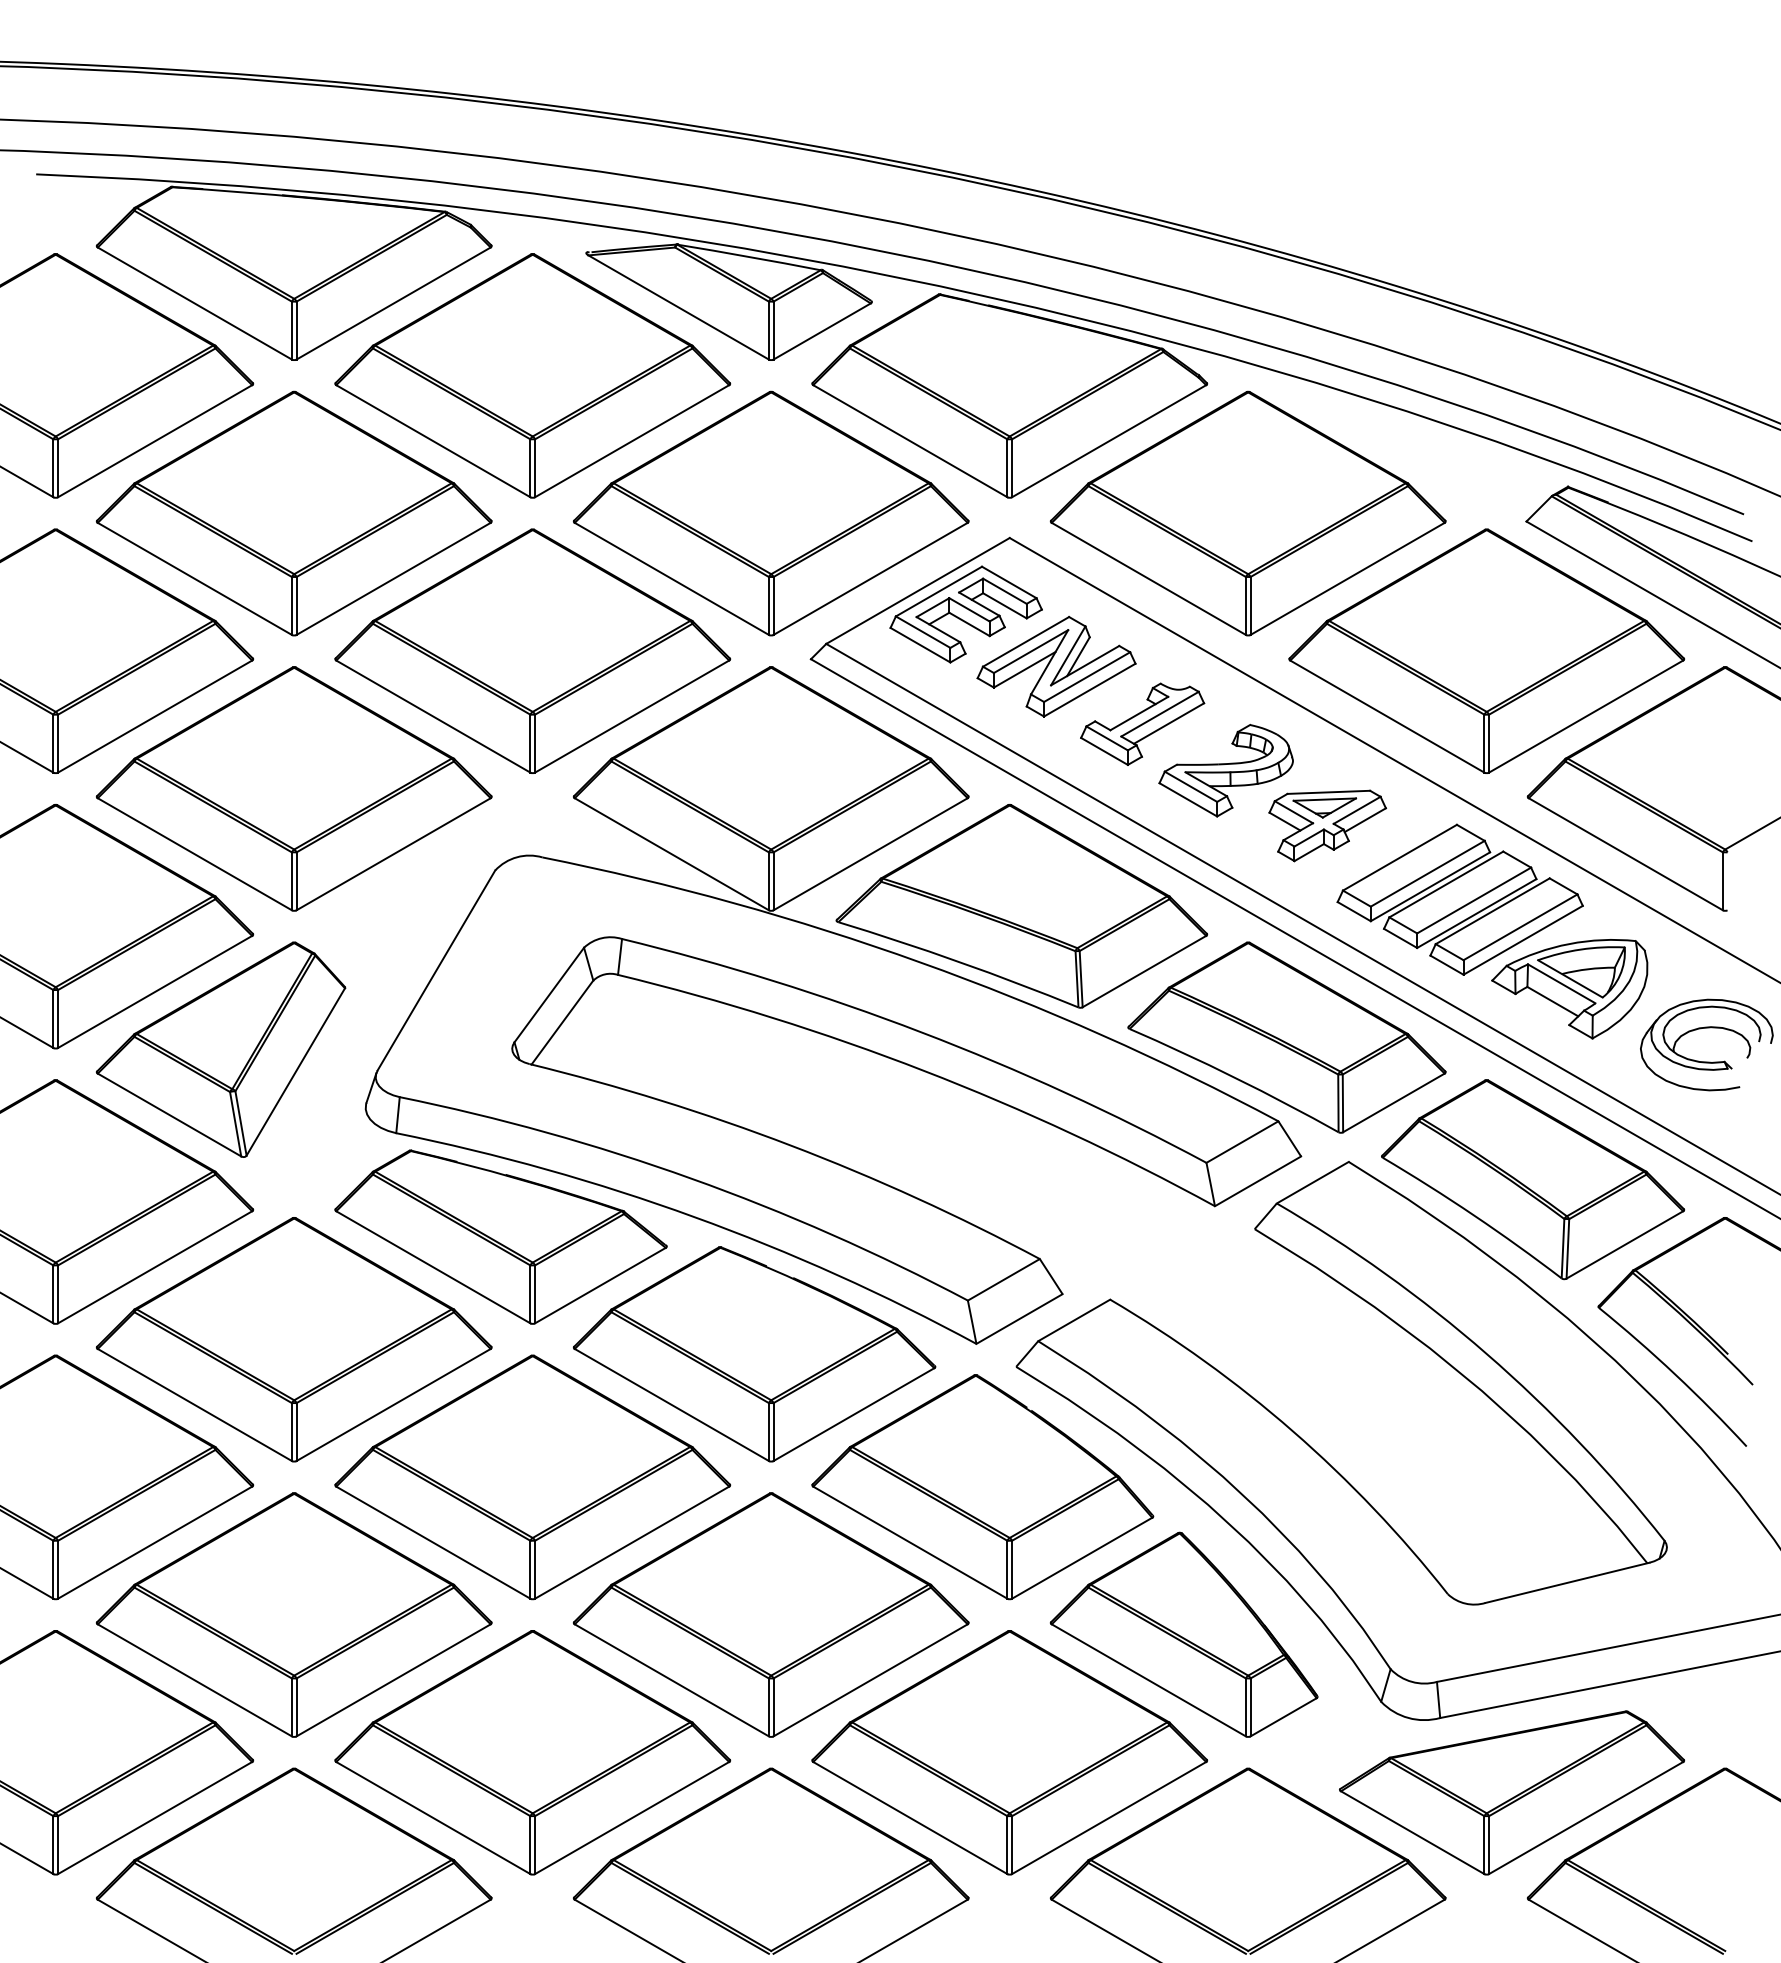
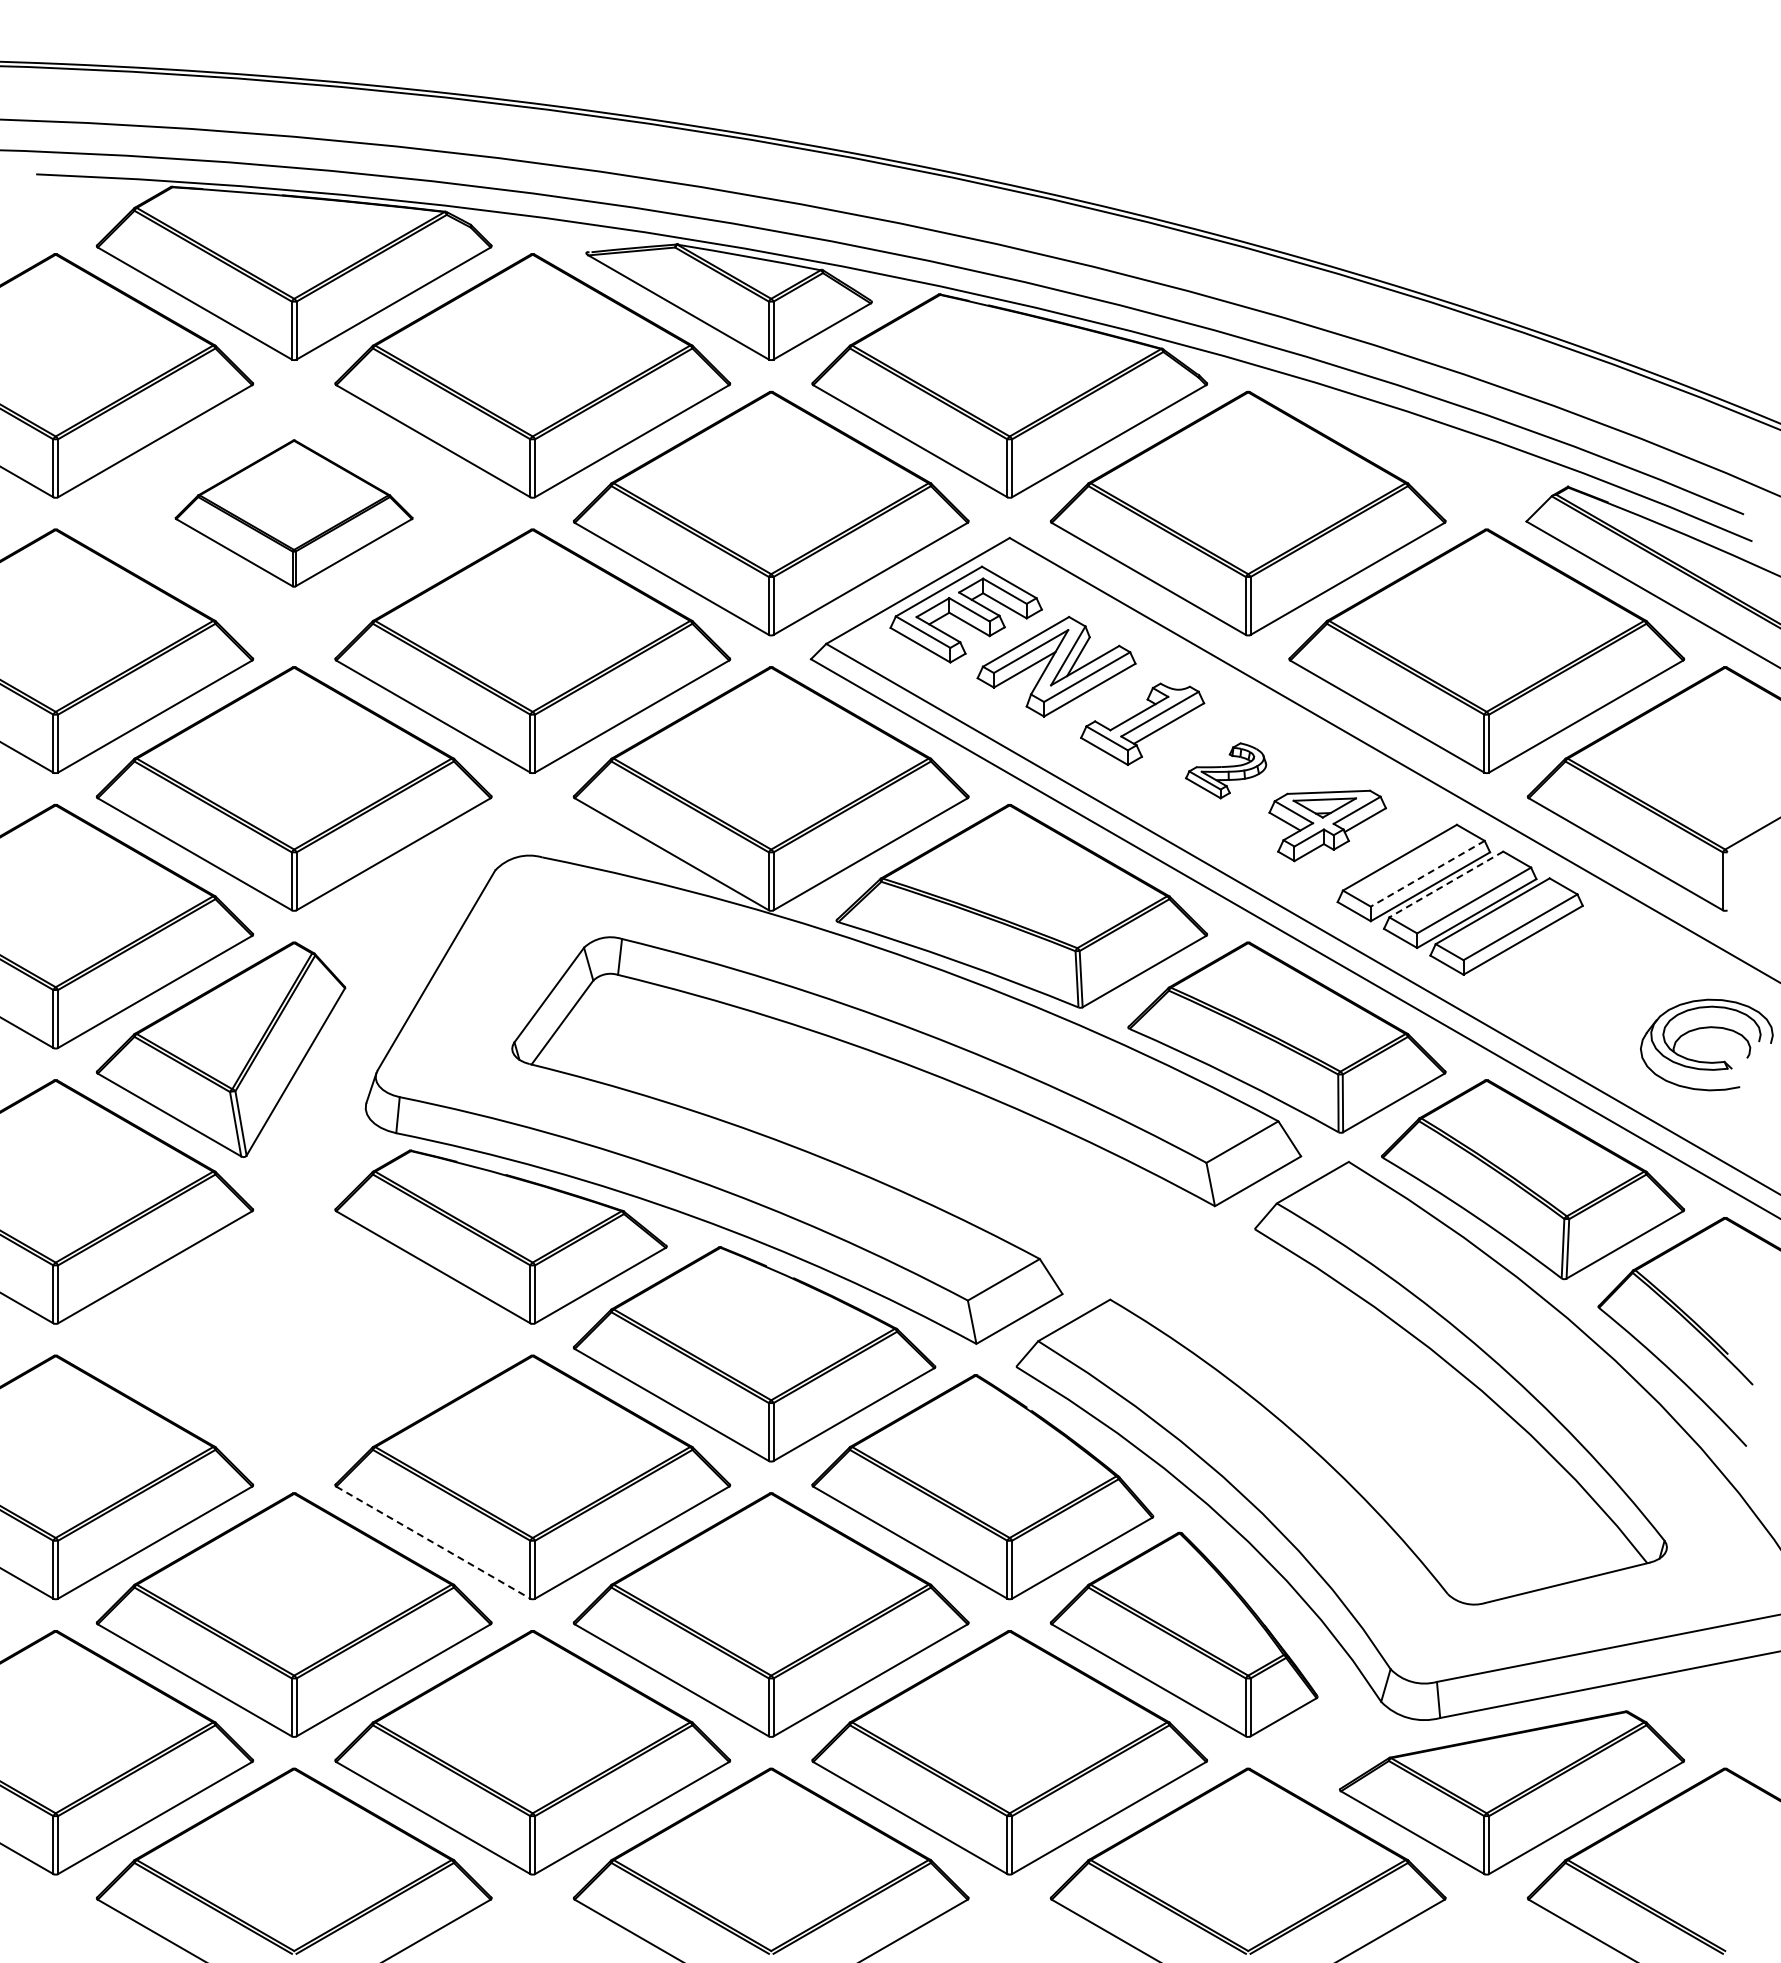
part size: 398x247 px -> 240x149 px (293, 513)
part size: 136x94 px -> 83x58 px (1226, 770)
line: solid -> dashed (1427, 873)
line: solid -> dashed (1446, 884)
part: present -> none (1569, 989)
part: present -> none (293, 1339)
line: solid -> dashed (433, 1542)
